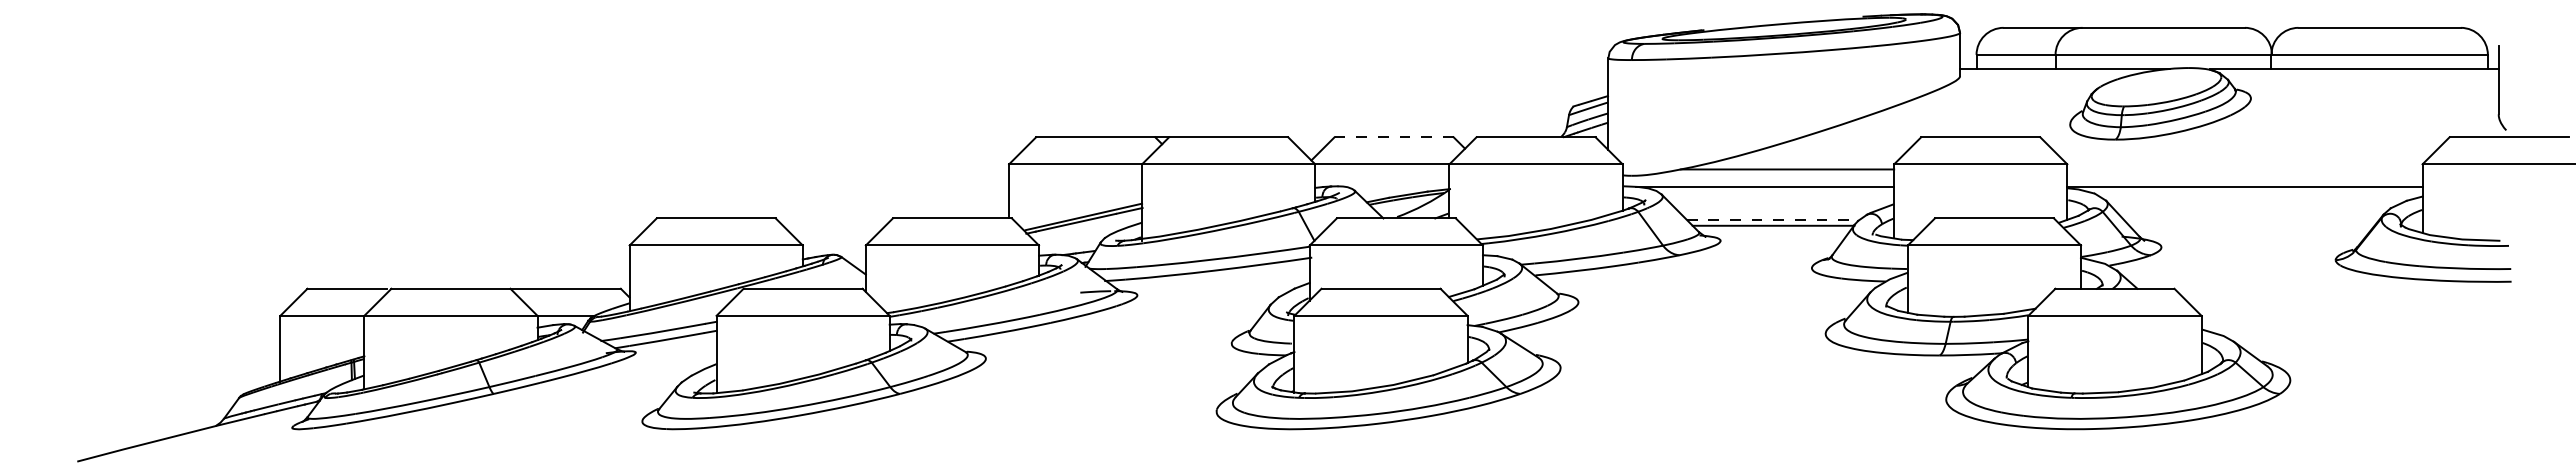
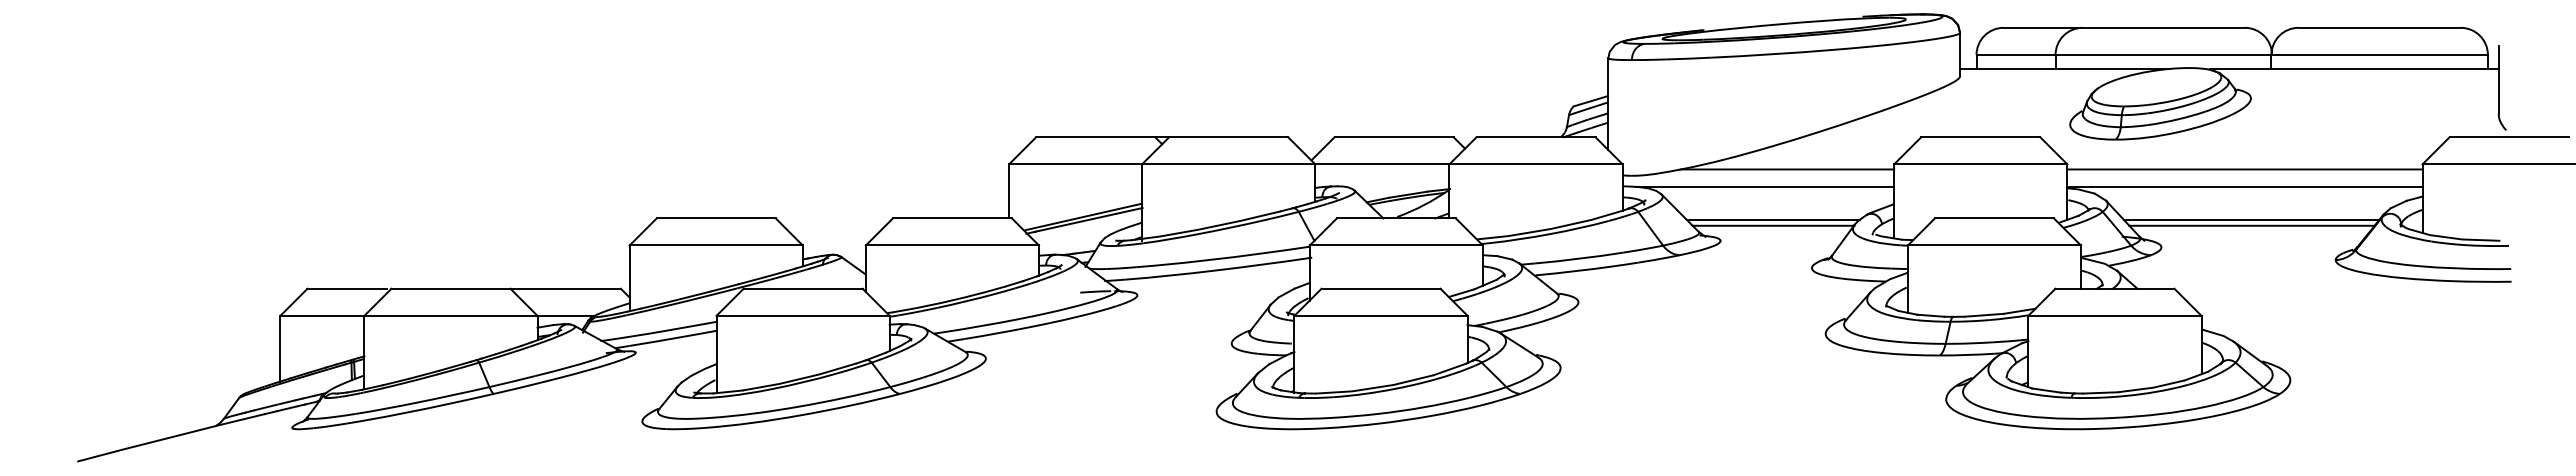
line: dashed -> solid (1394, 137)
line: none -> present (2244, 169)
line: dashed -> solid (1773, 219)
line: none -> present (2251, 219)
line: none -> present (2251, 225)
